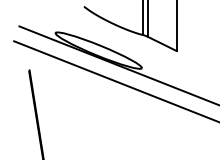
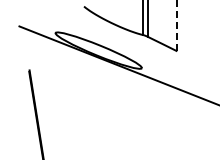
line: solid -> dashed (177, 25)
line: present -> none (115, 81)
